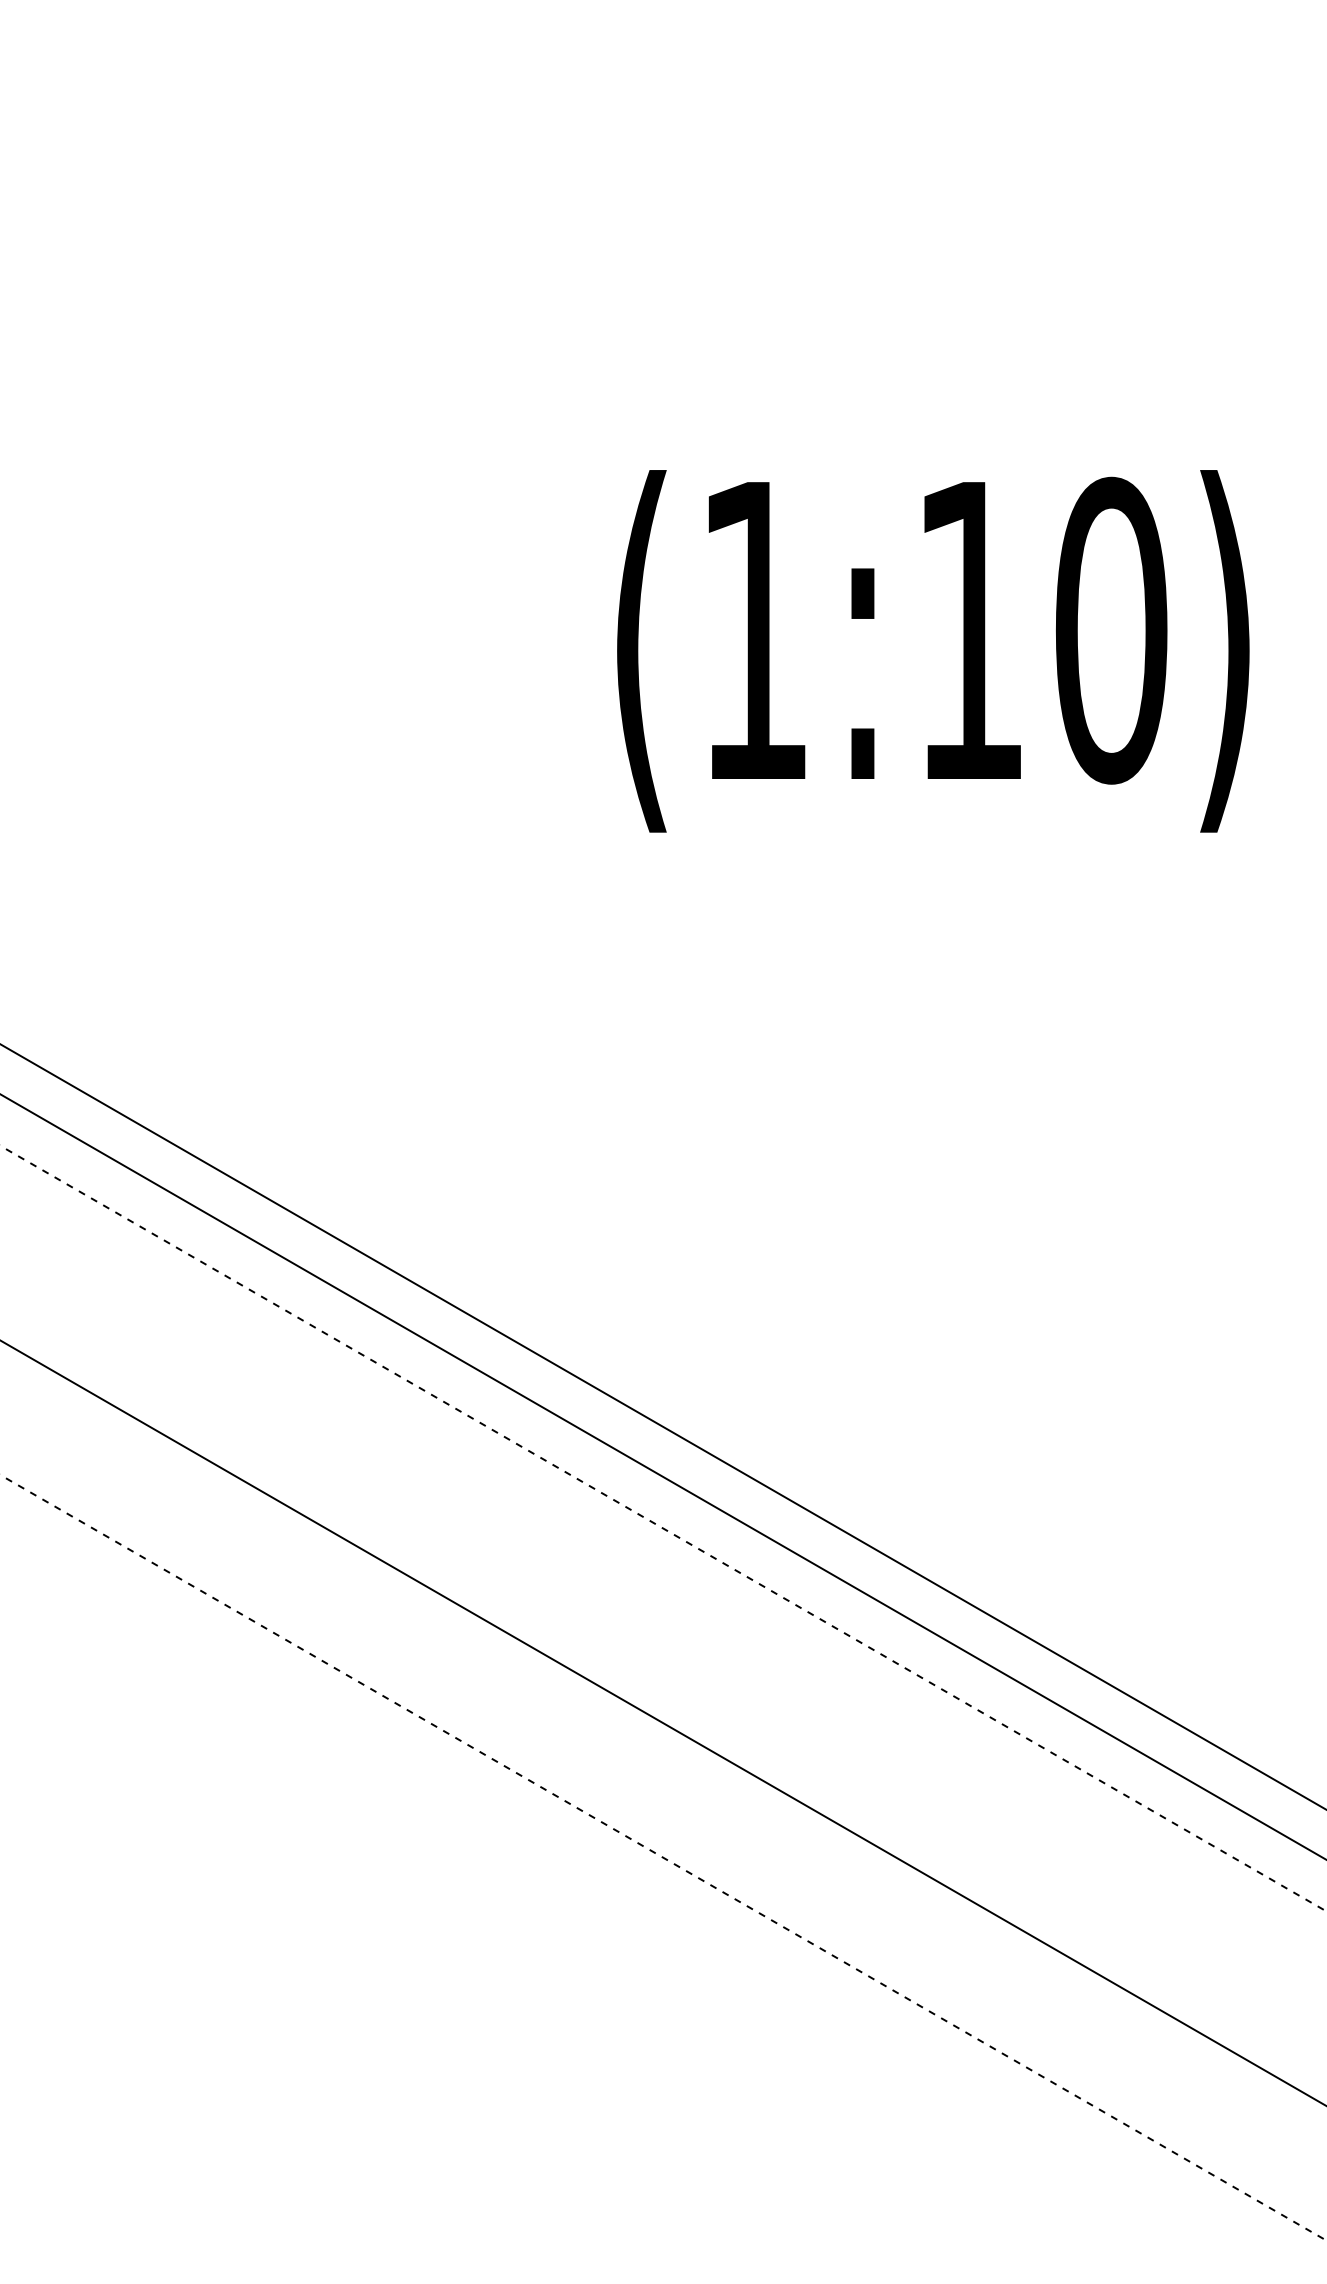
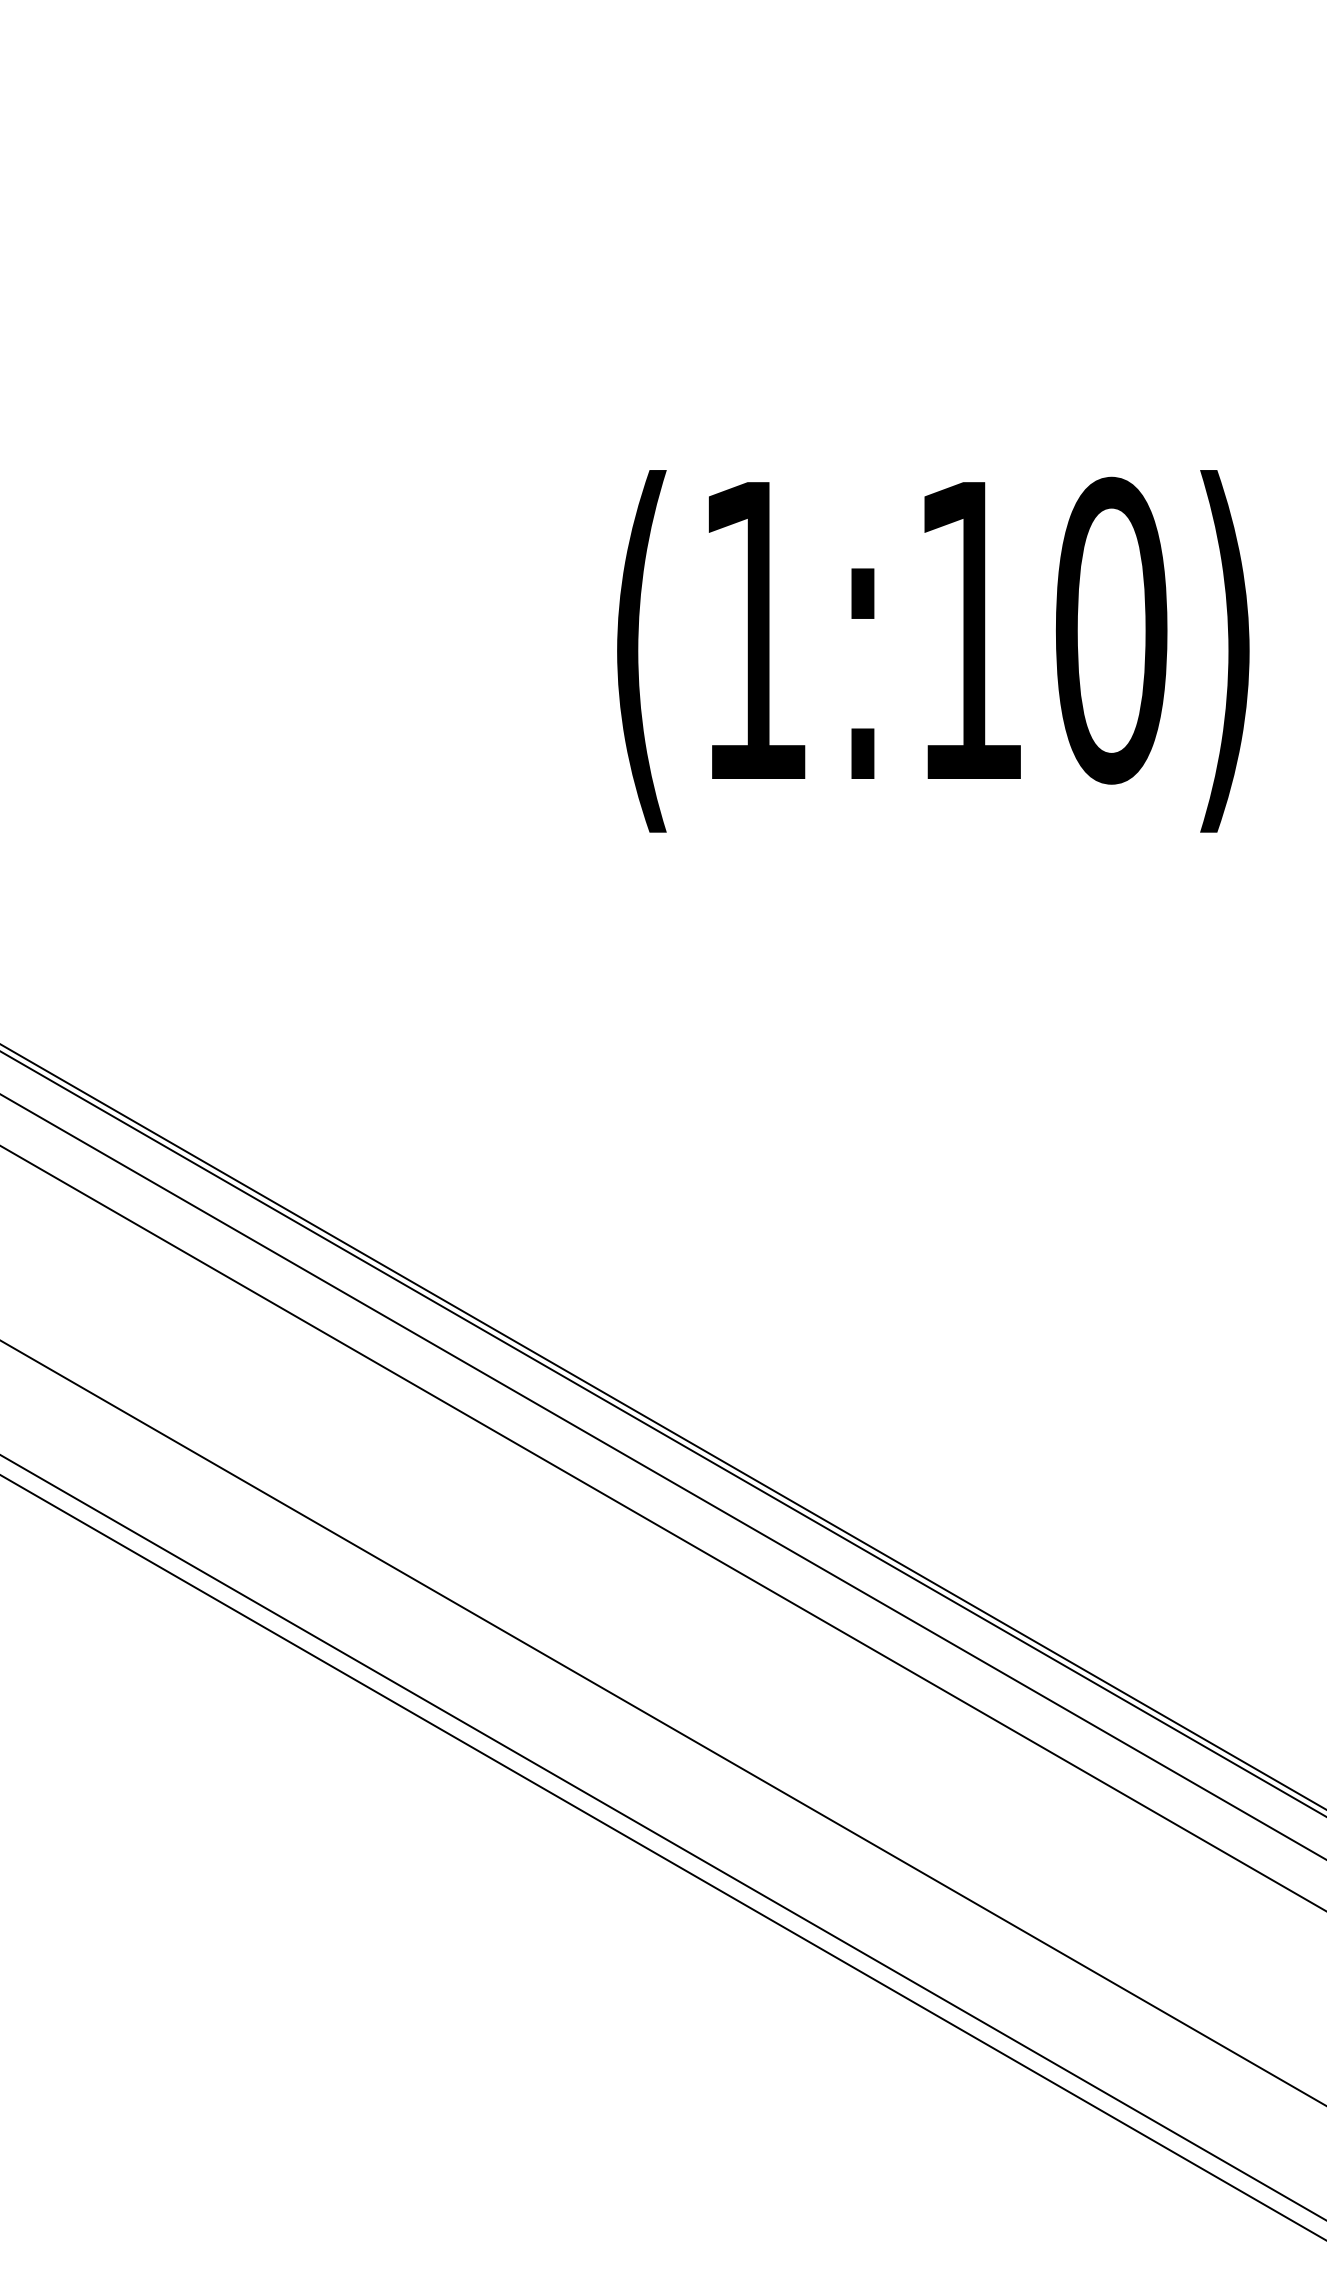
line: none -> present (662, 1433)
line: dashed -> solid (662, 1528)
line: none -> present (662, 1837)
line: dashed -> solid (663, 1857)
